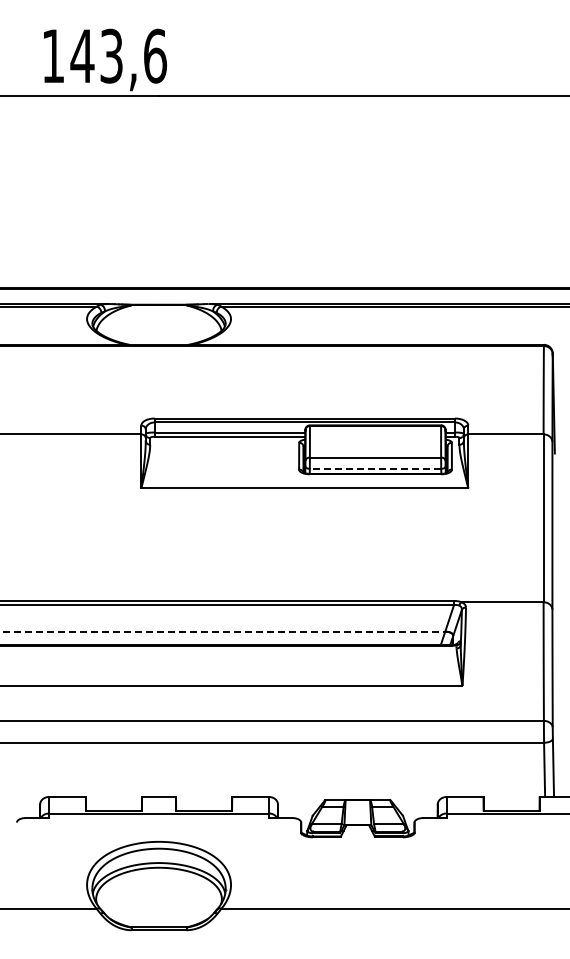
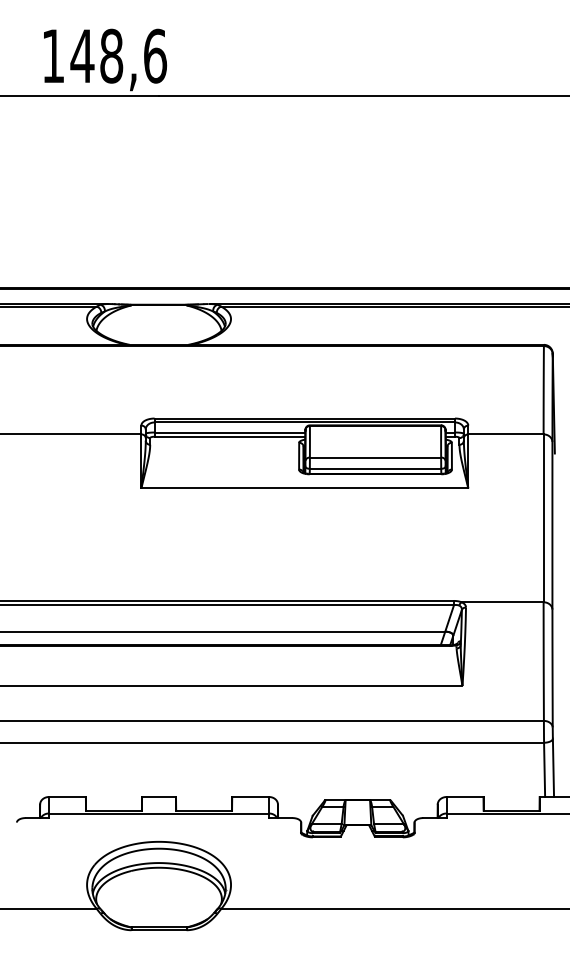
text: 143,6 -> 148,6 (111, 55)
line: dashed -> solid (375, 468)
line: dashed -> solid (223, 631)
